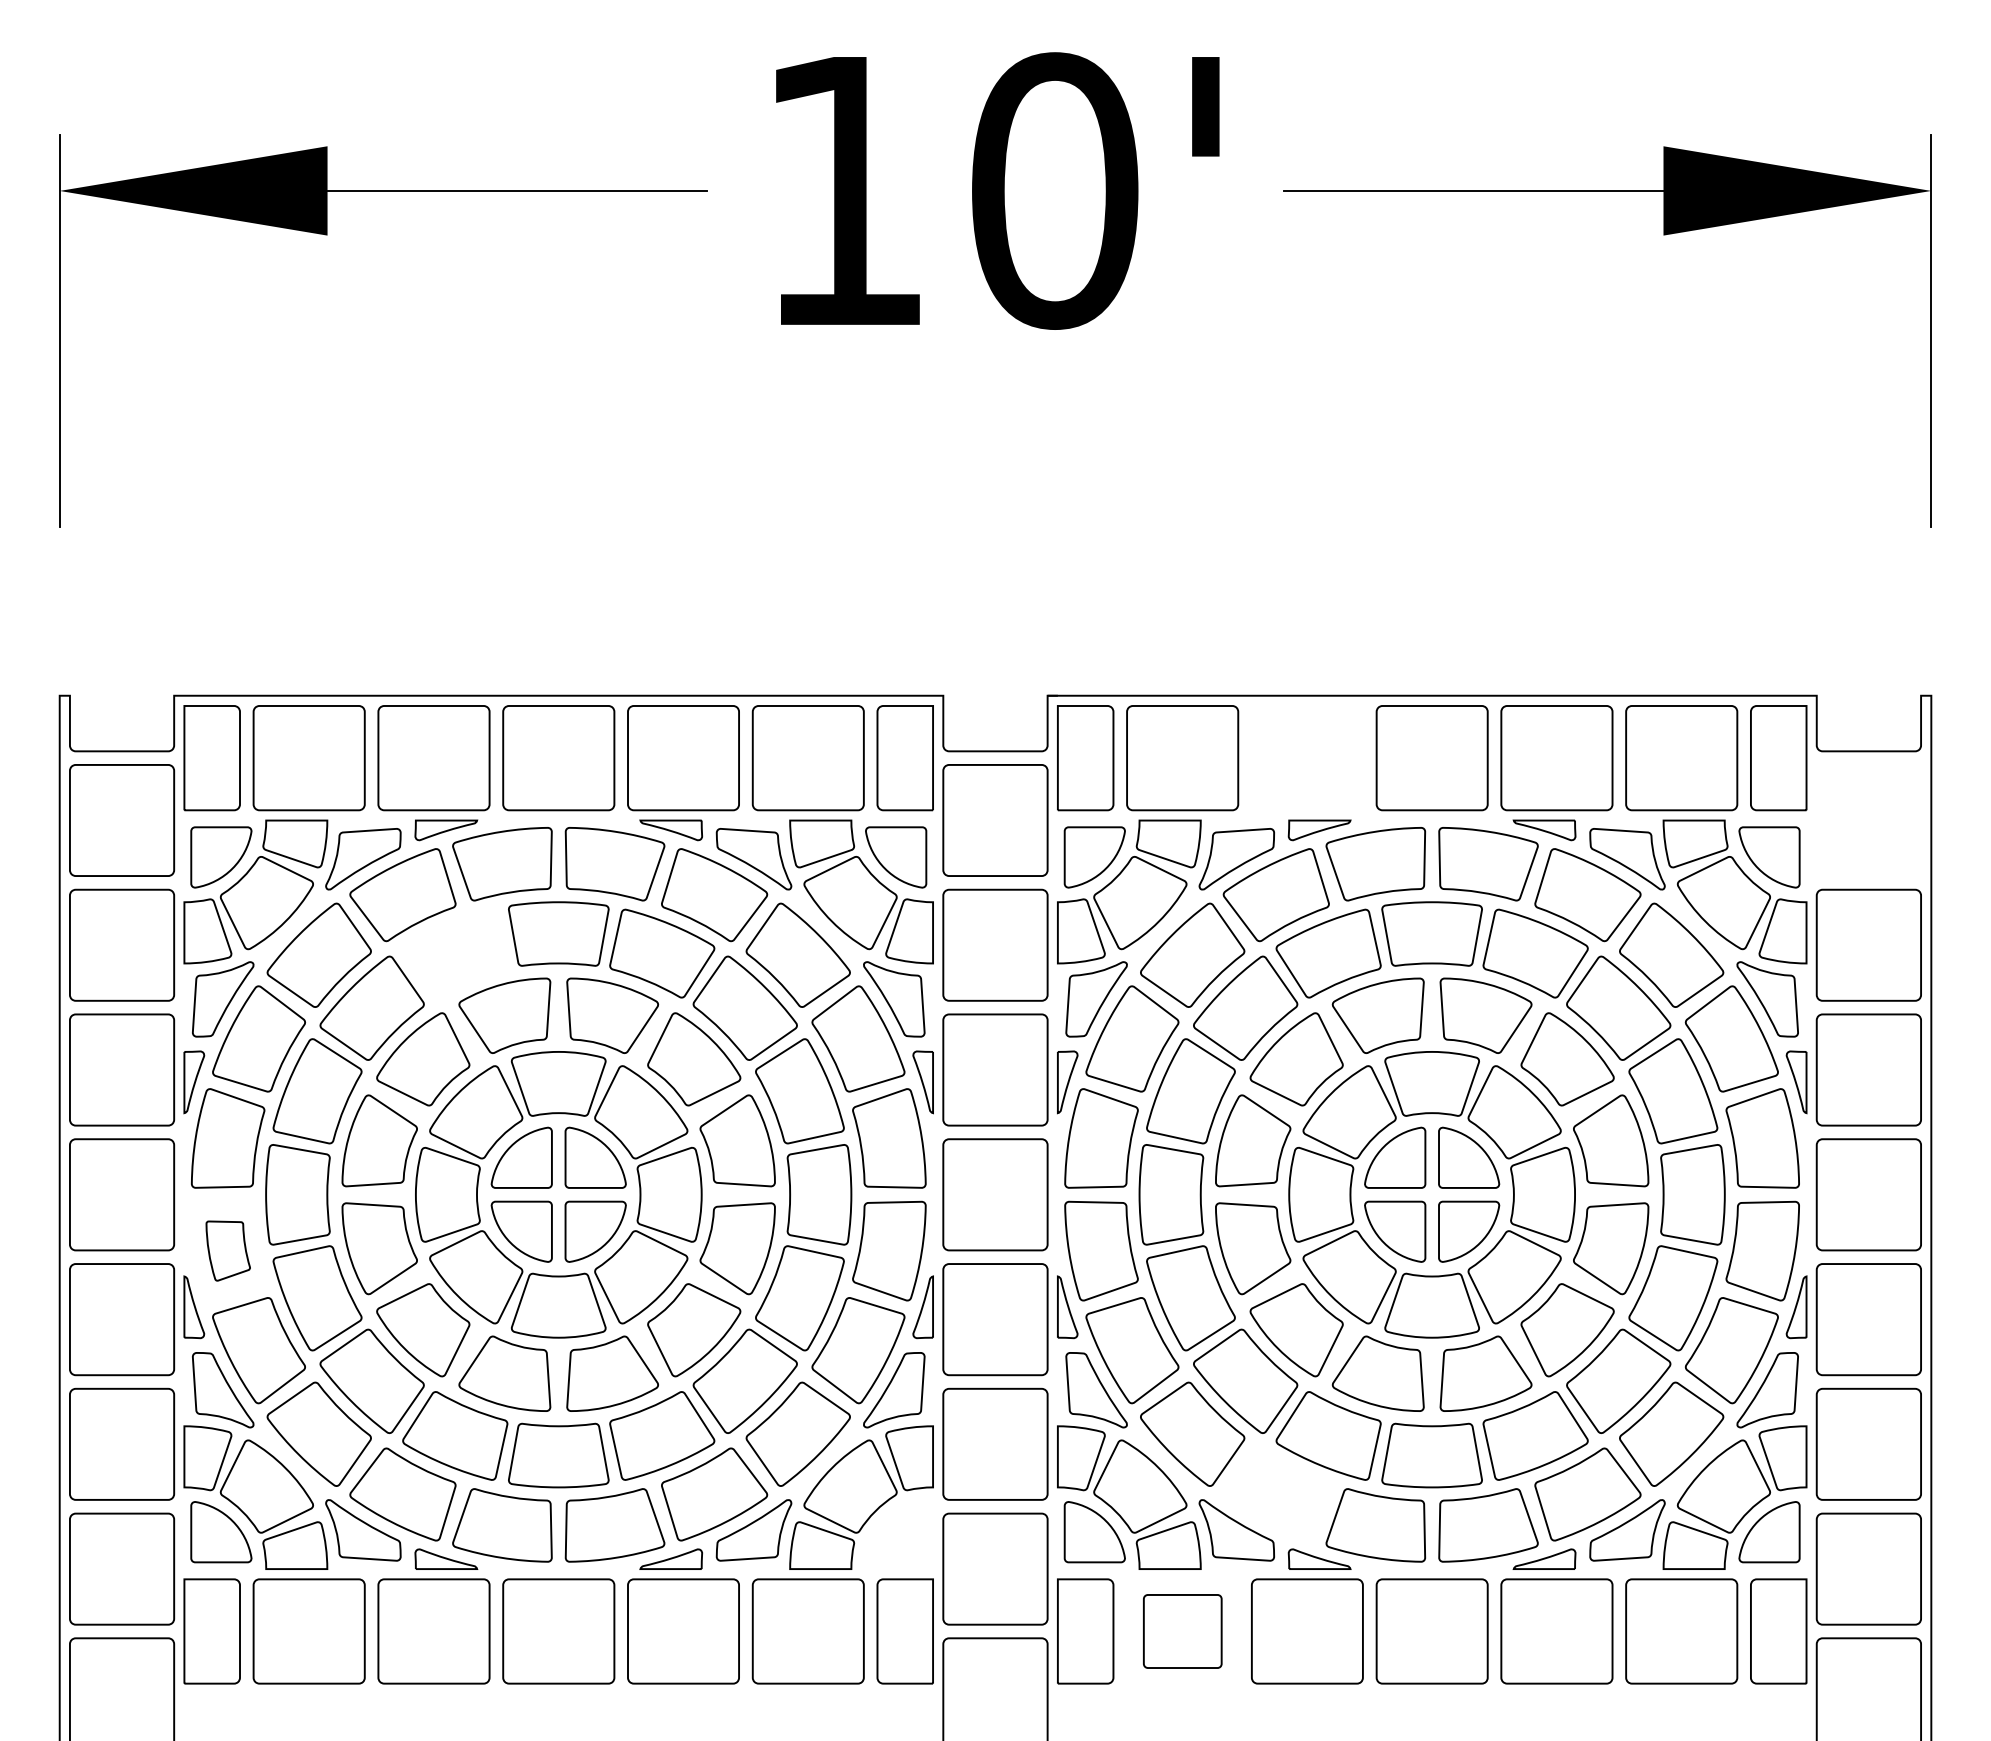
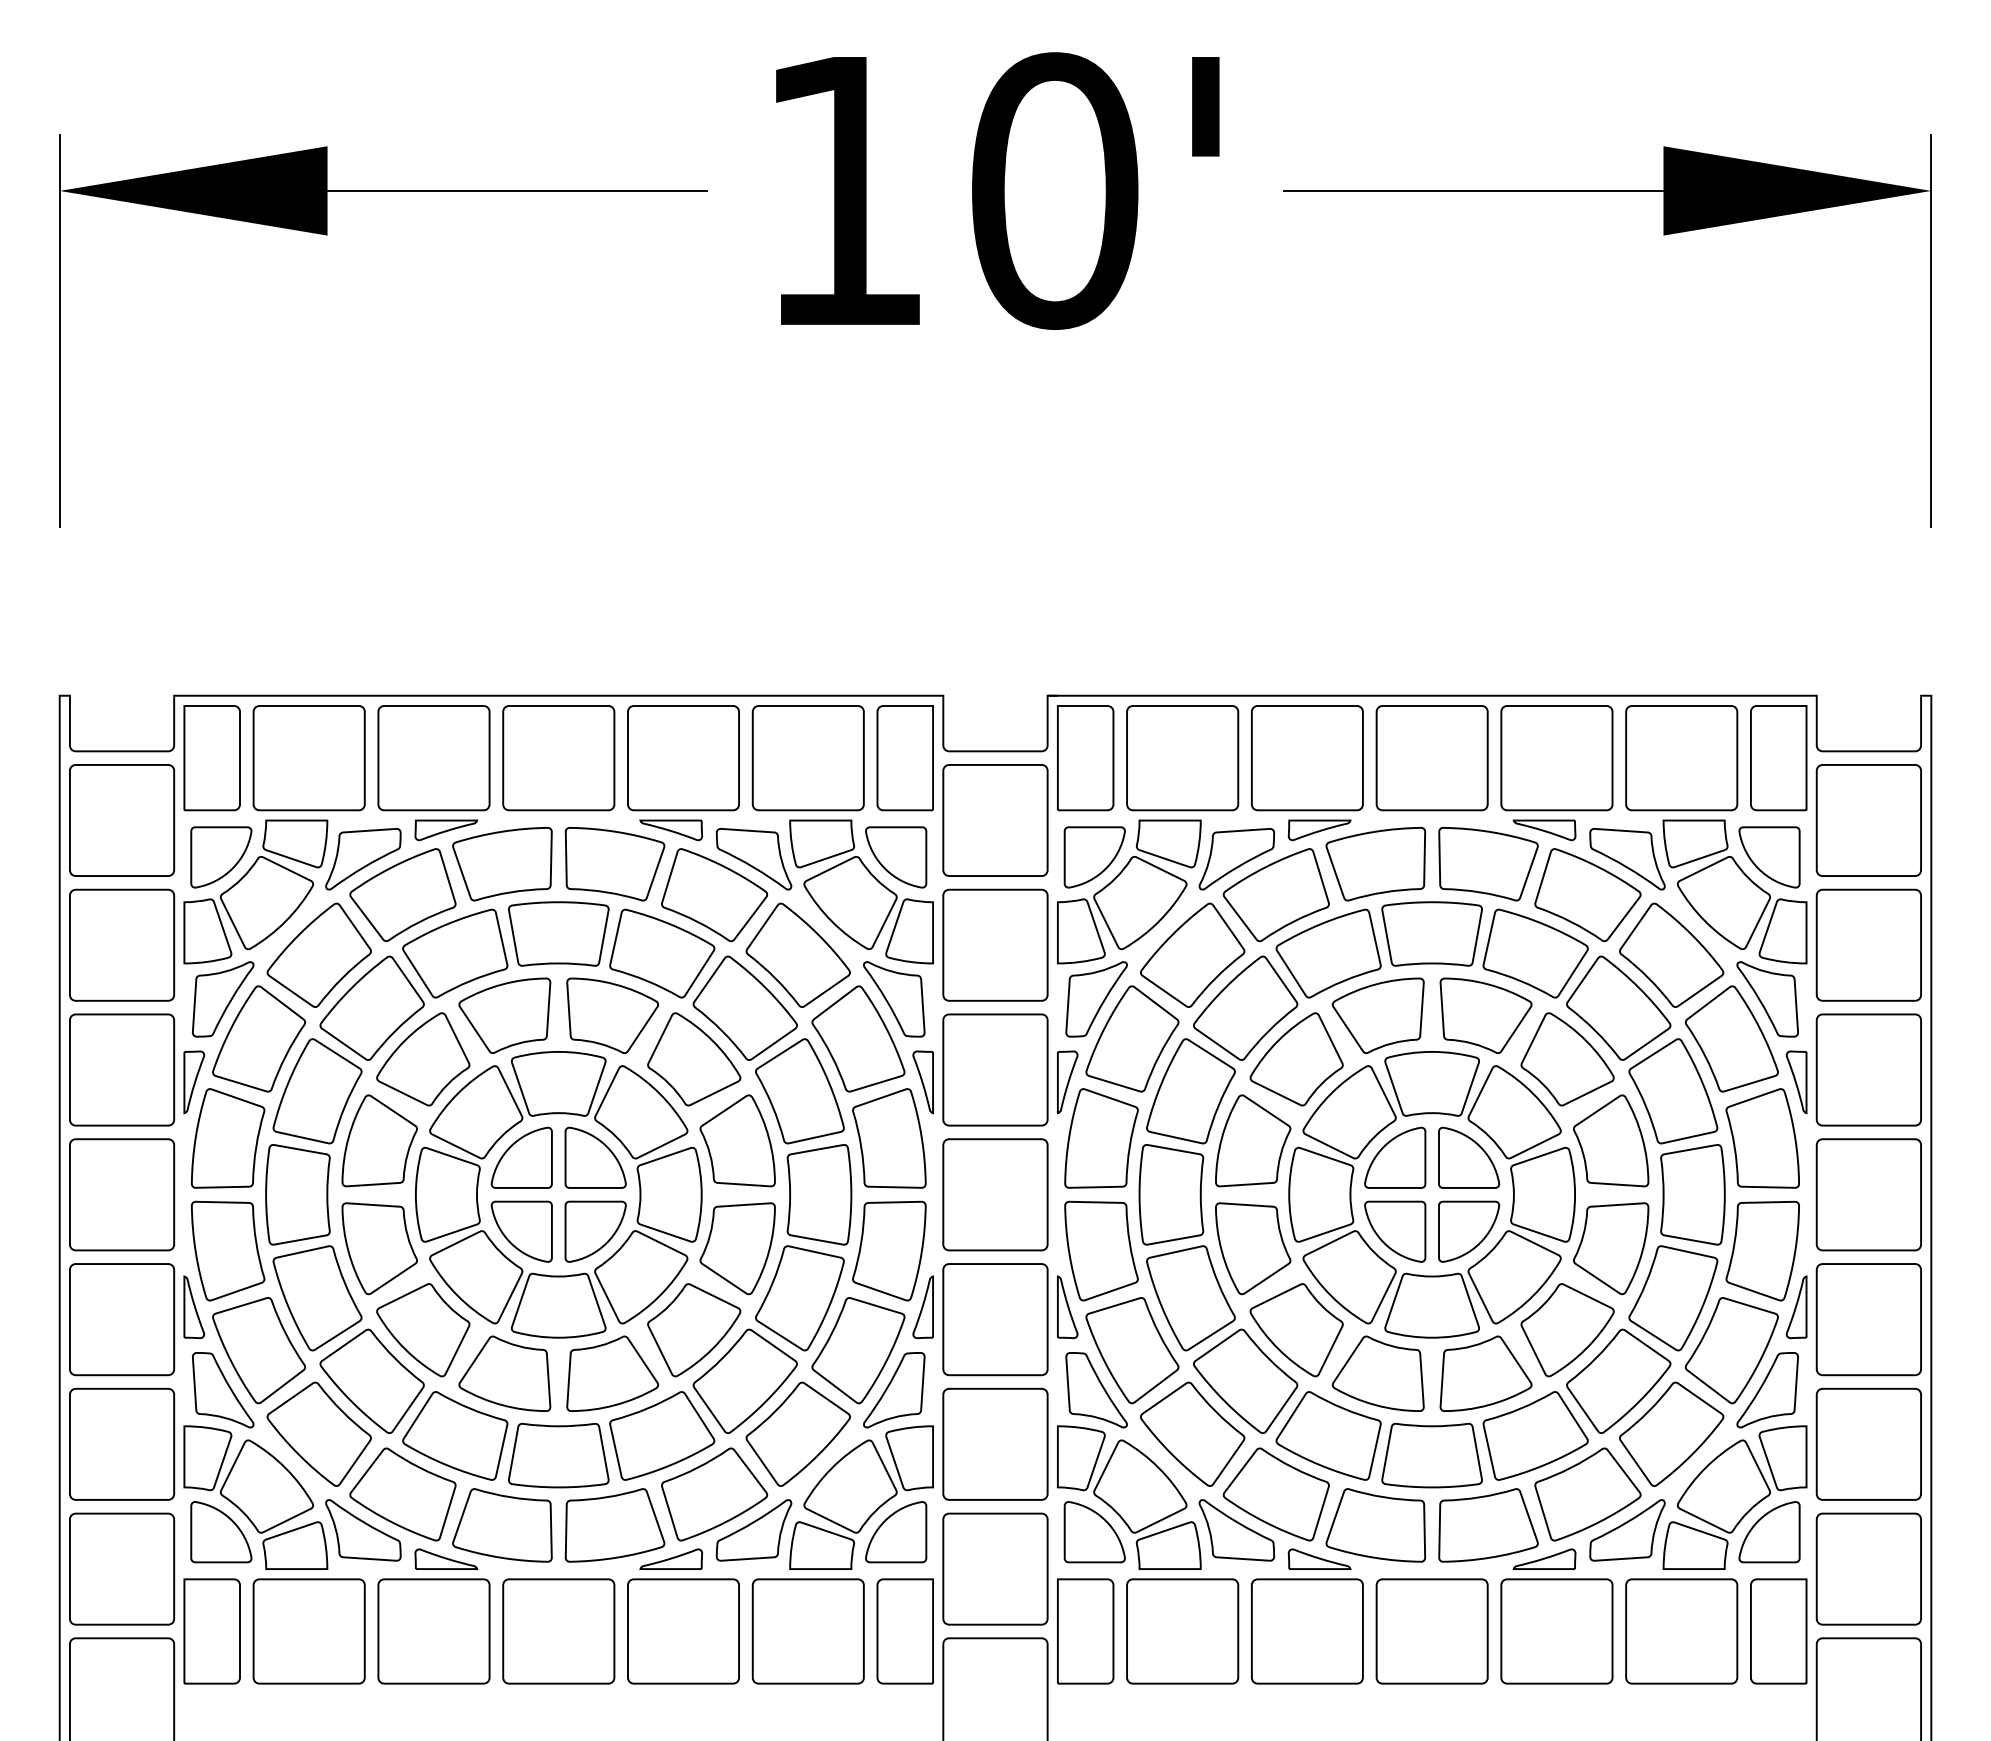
part: none -> present (1307, 758)
part: none -> present (1868, 820)
part: none -> present (455, 953)
part size: 46x62 px -> 75x102 px (228, 1250)
part: none -> present (1275, 1494)
part: none -> present (896, 1532)
part size: 80x75 px -> 114x107 px (1182, 1631)
